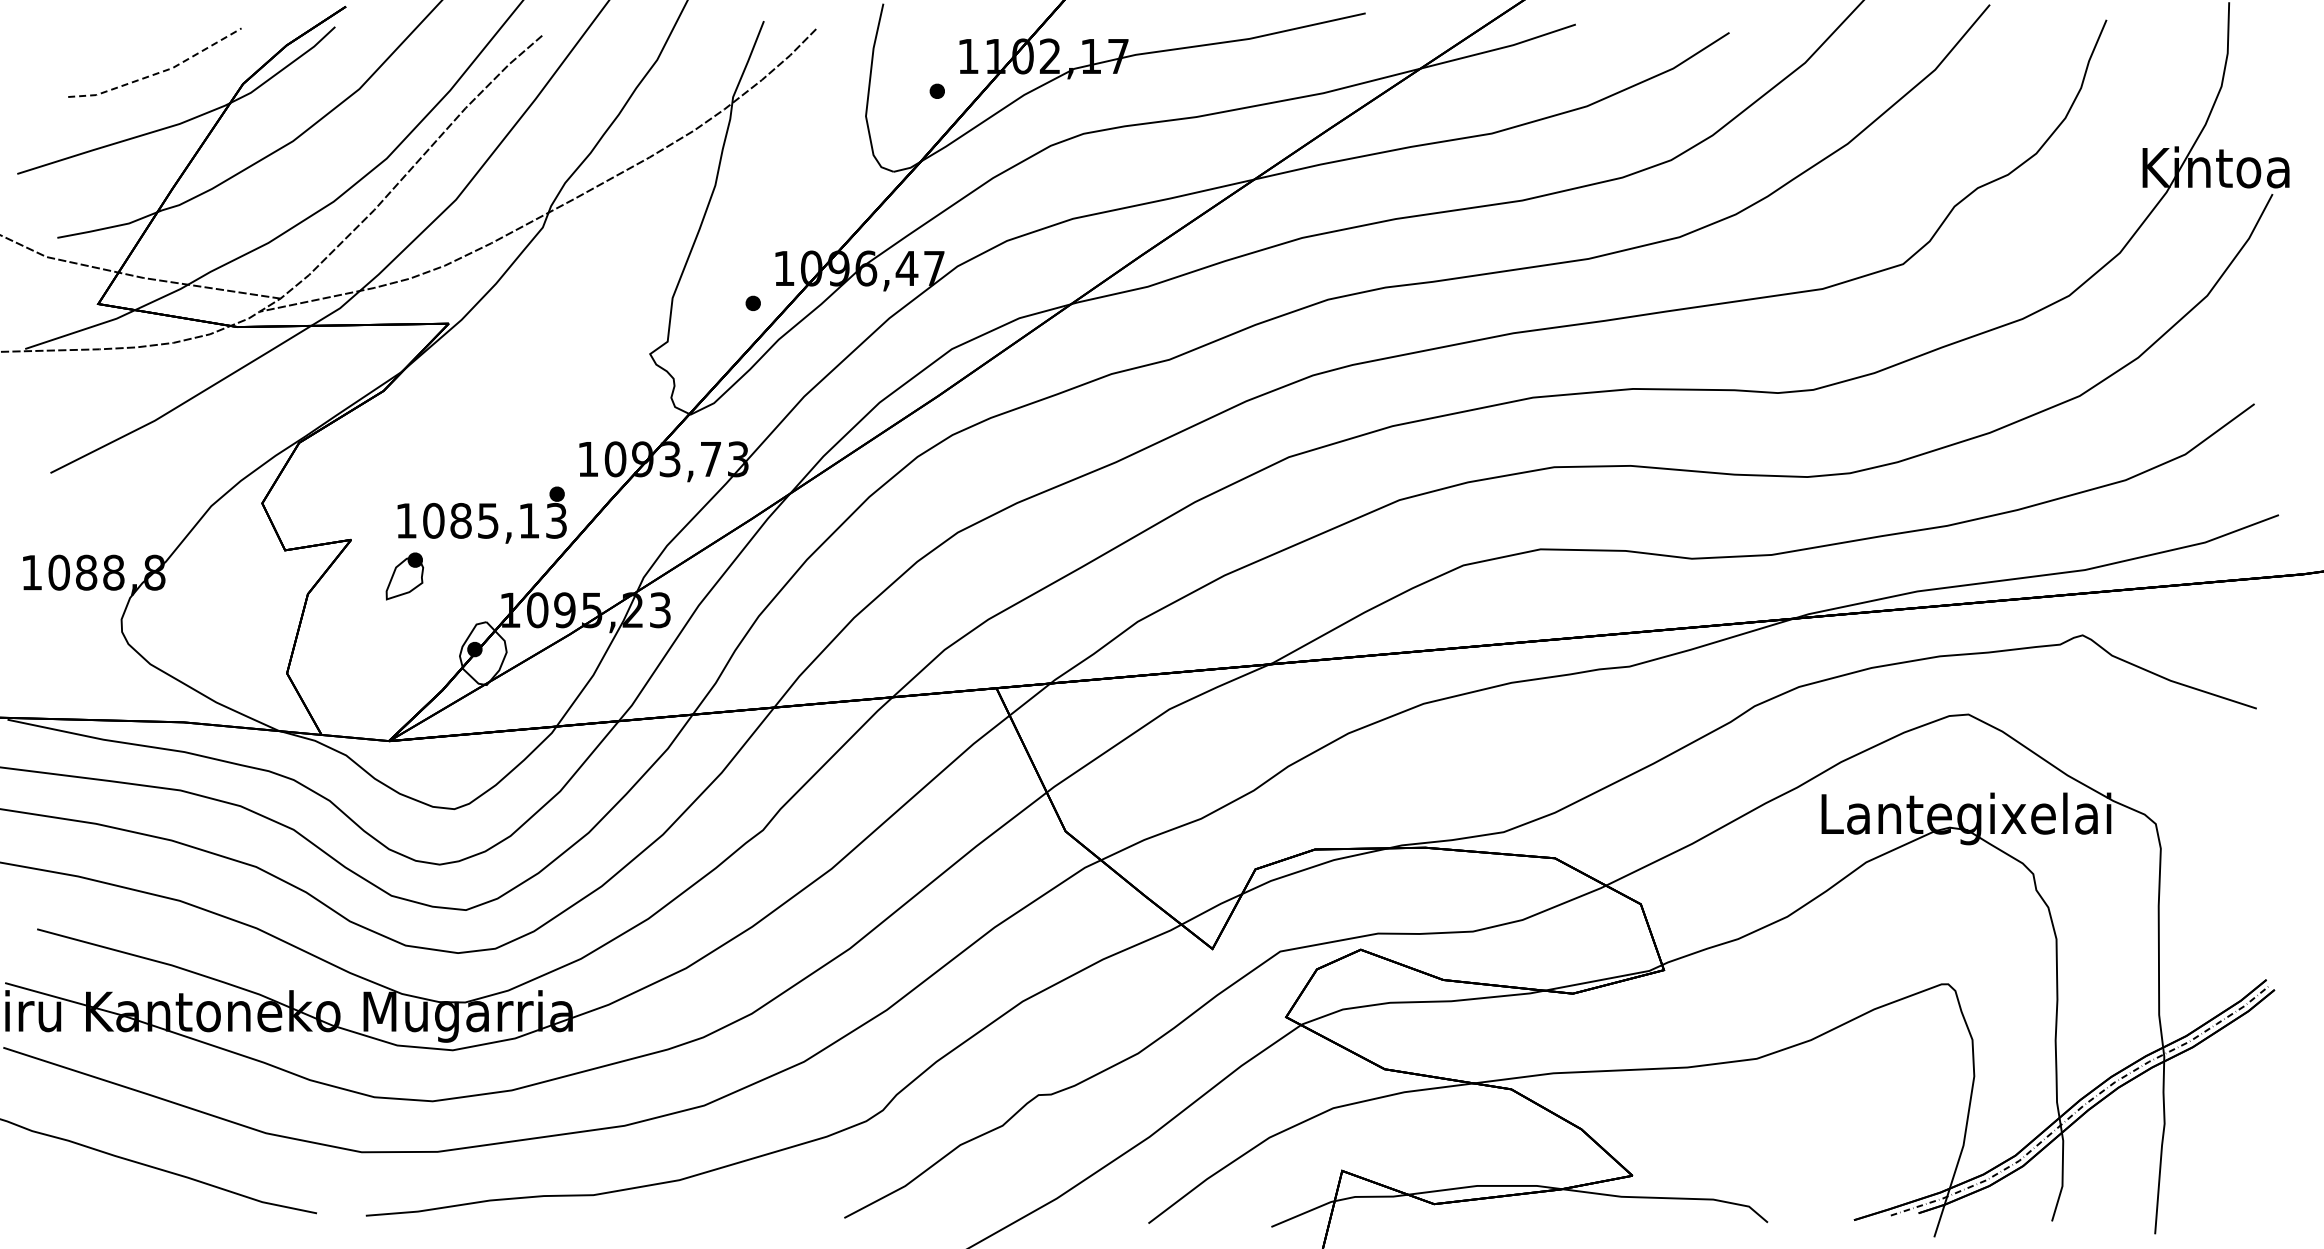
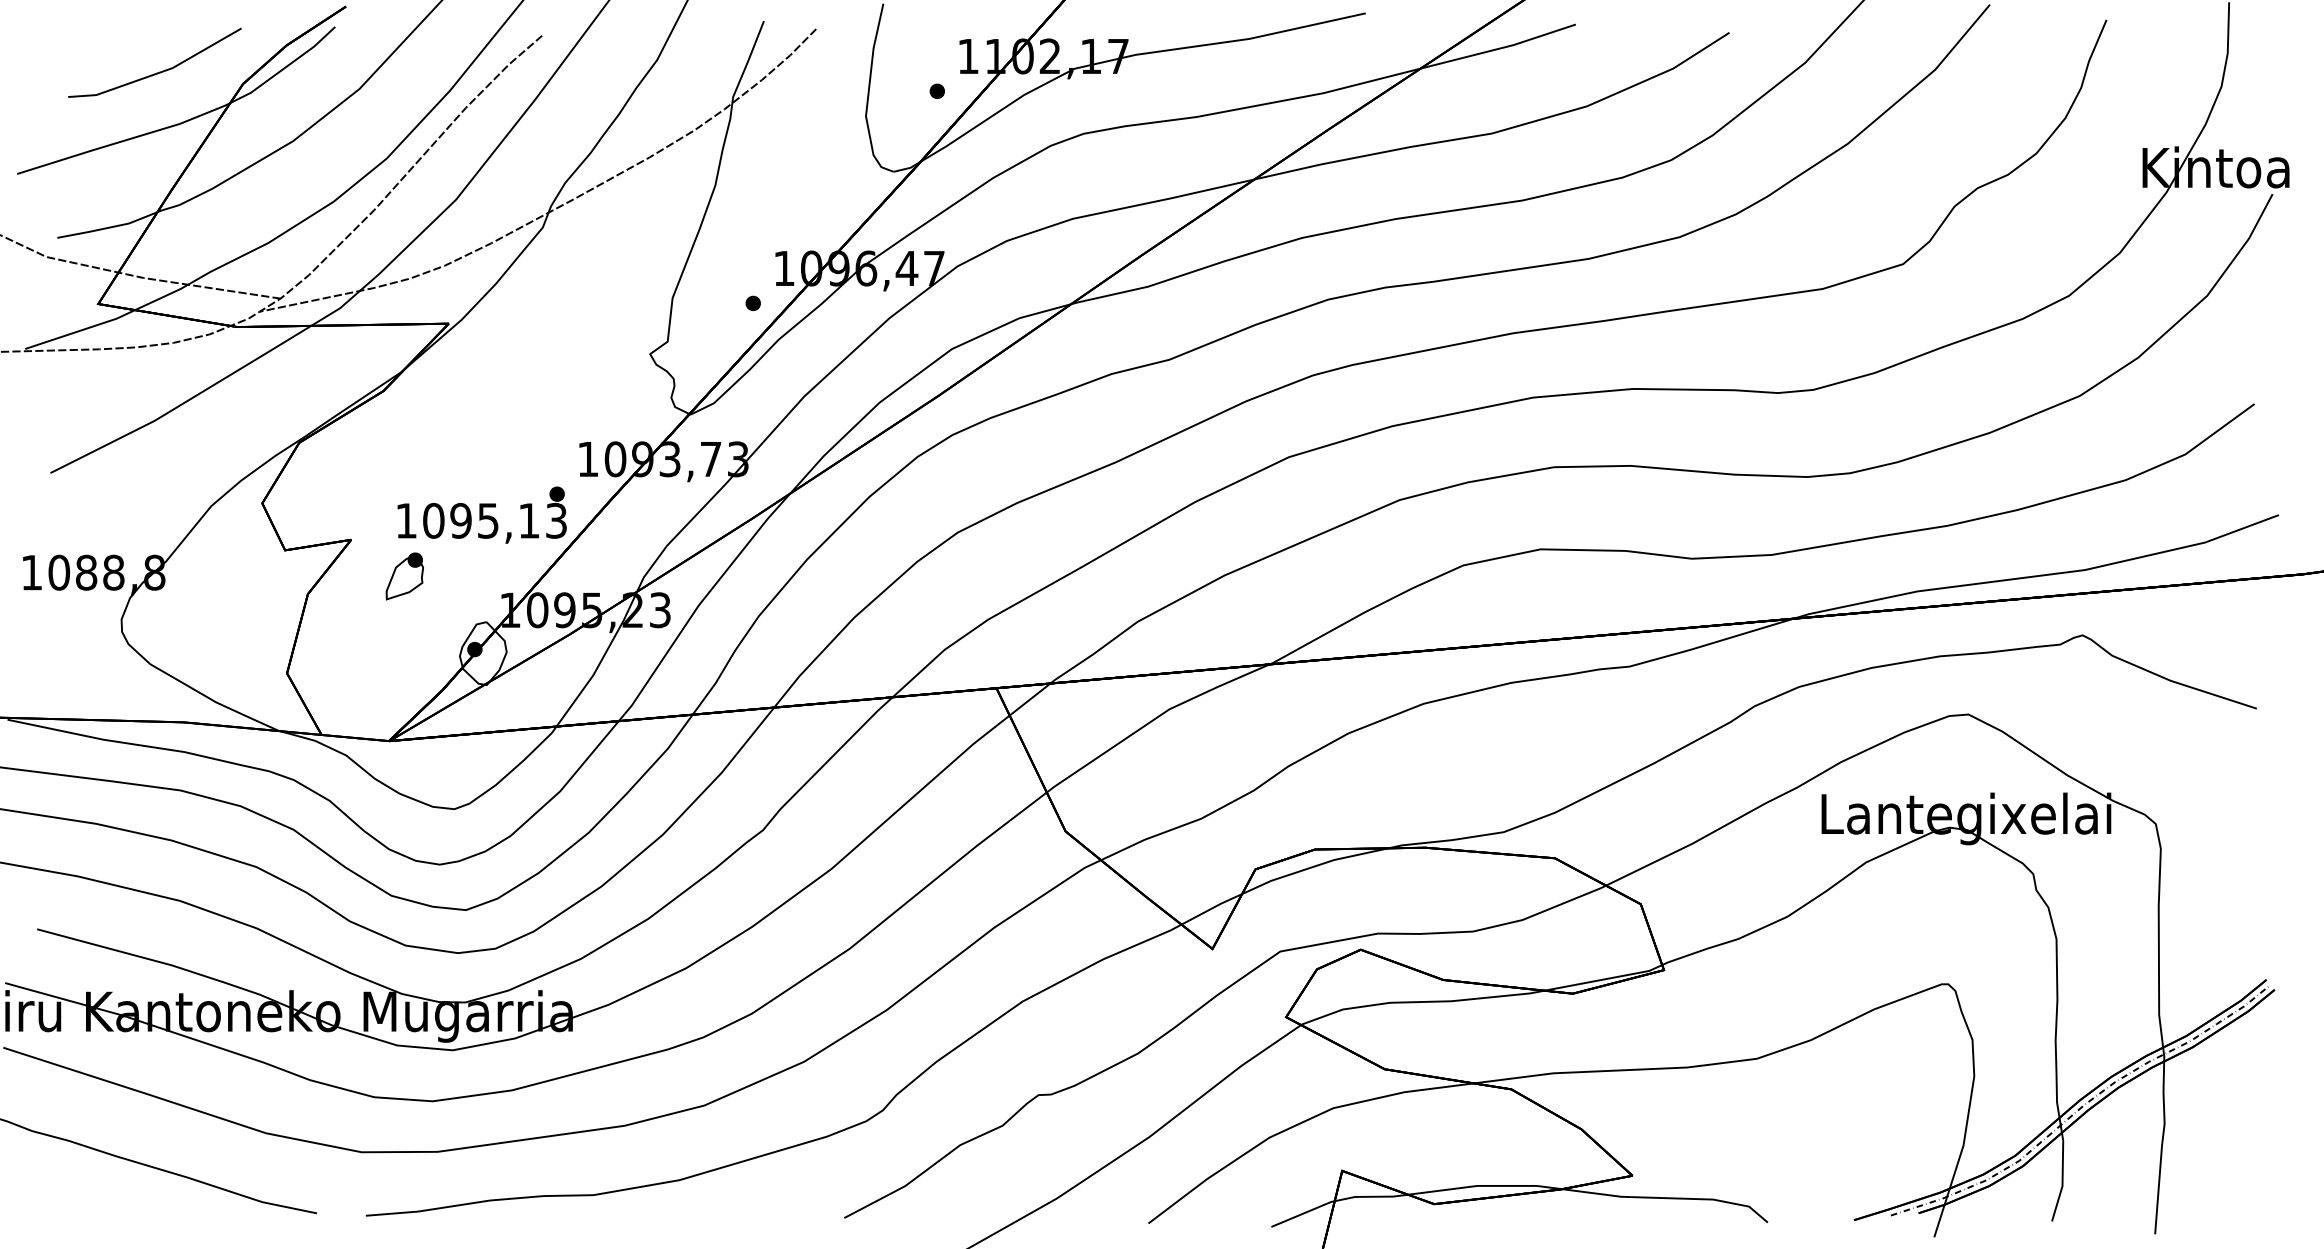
line: dashed -> solid (158, 73)
text: 1085,13 -> 1095,13 (460, 520)
